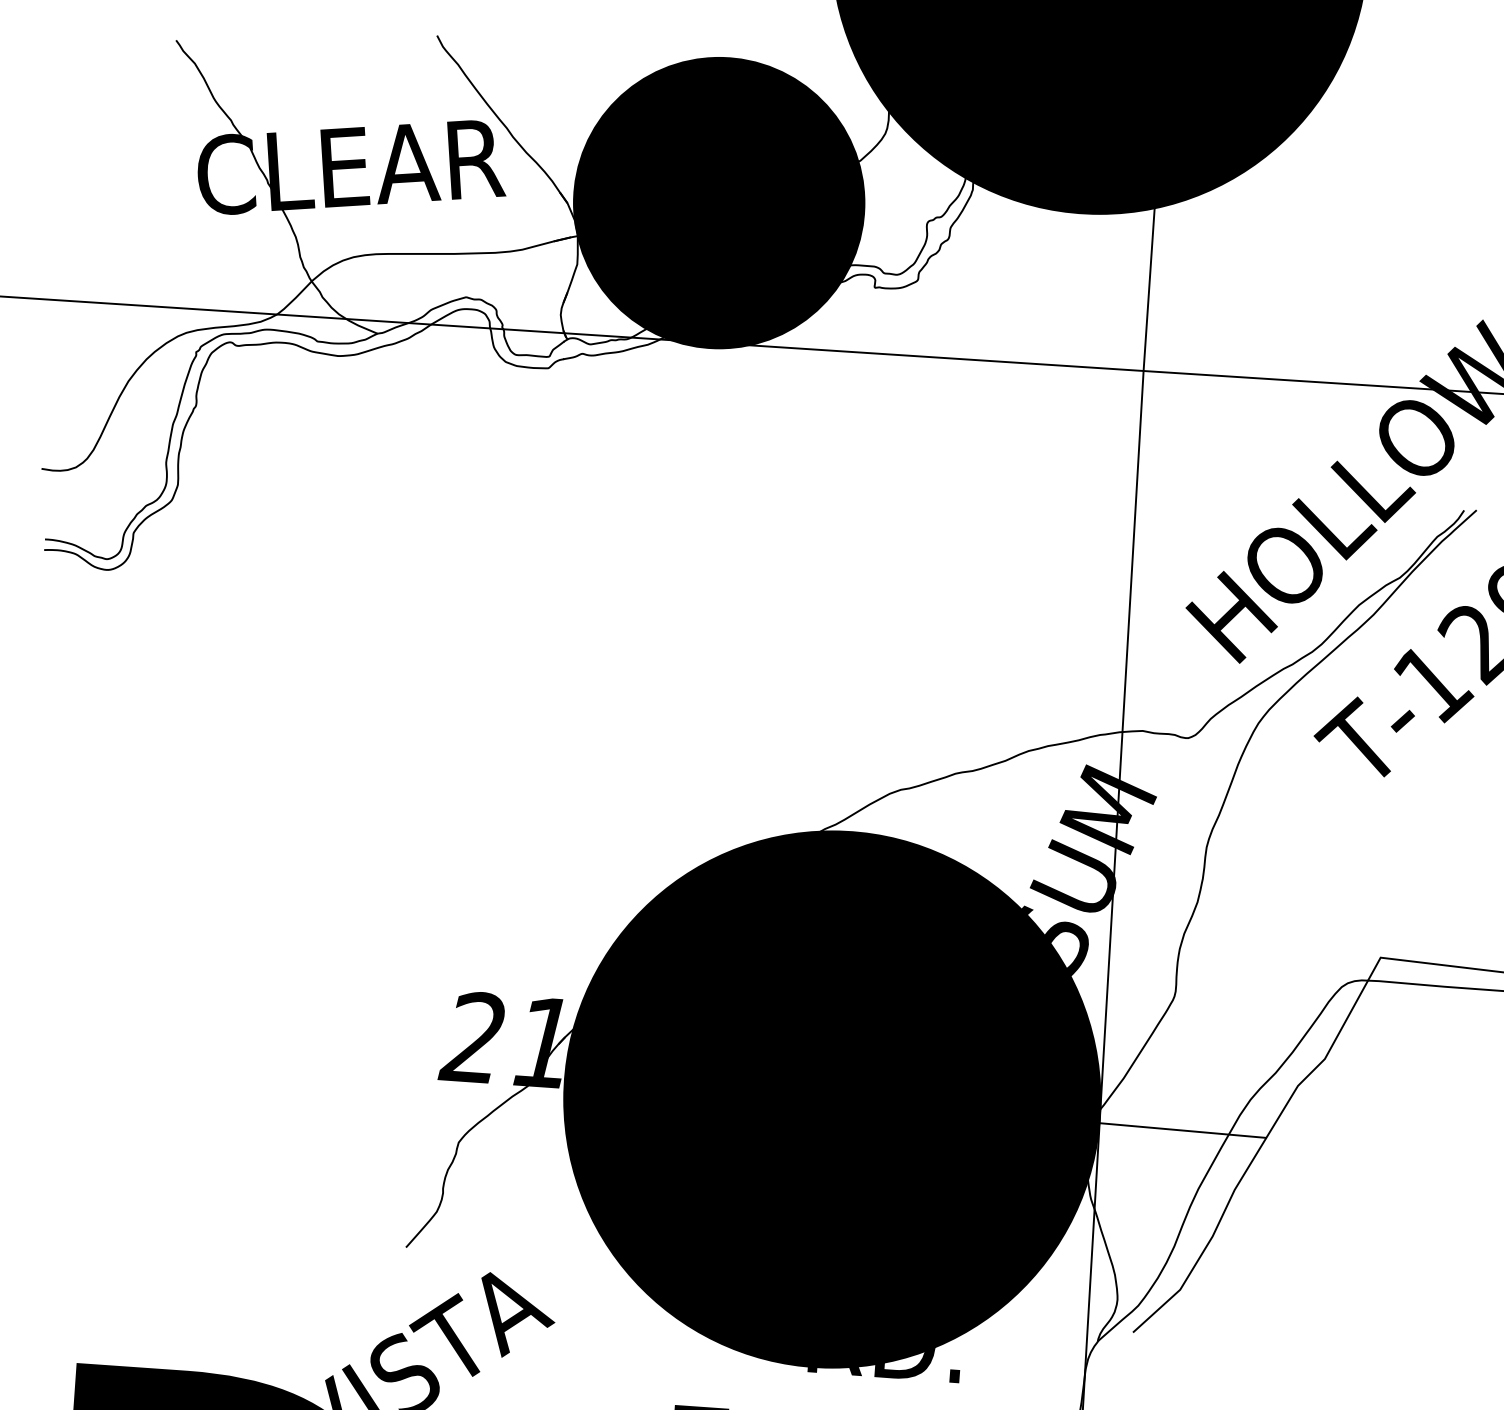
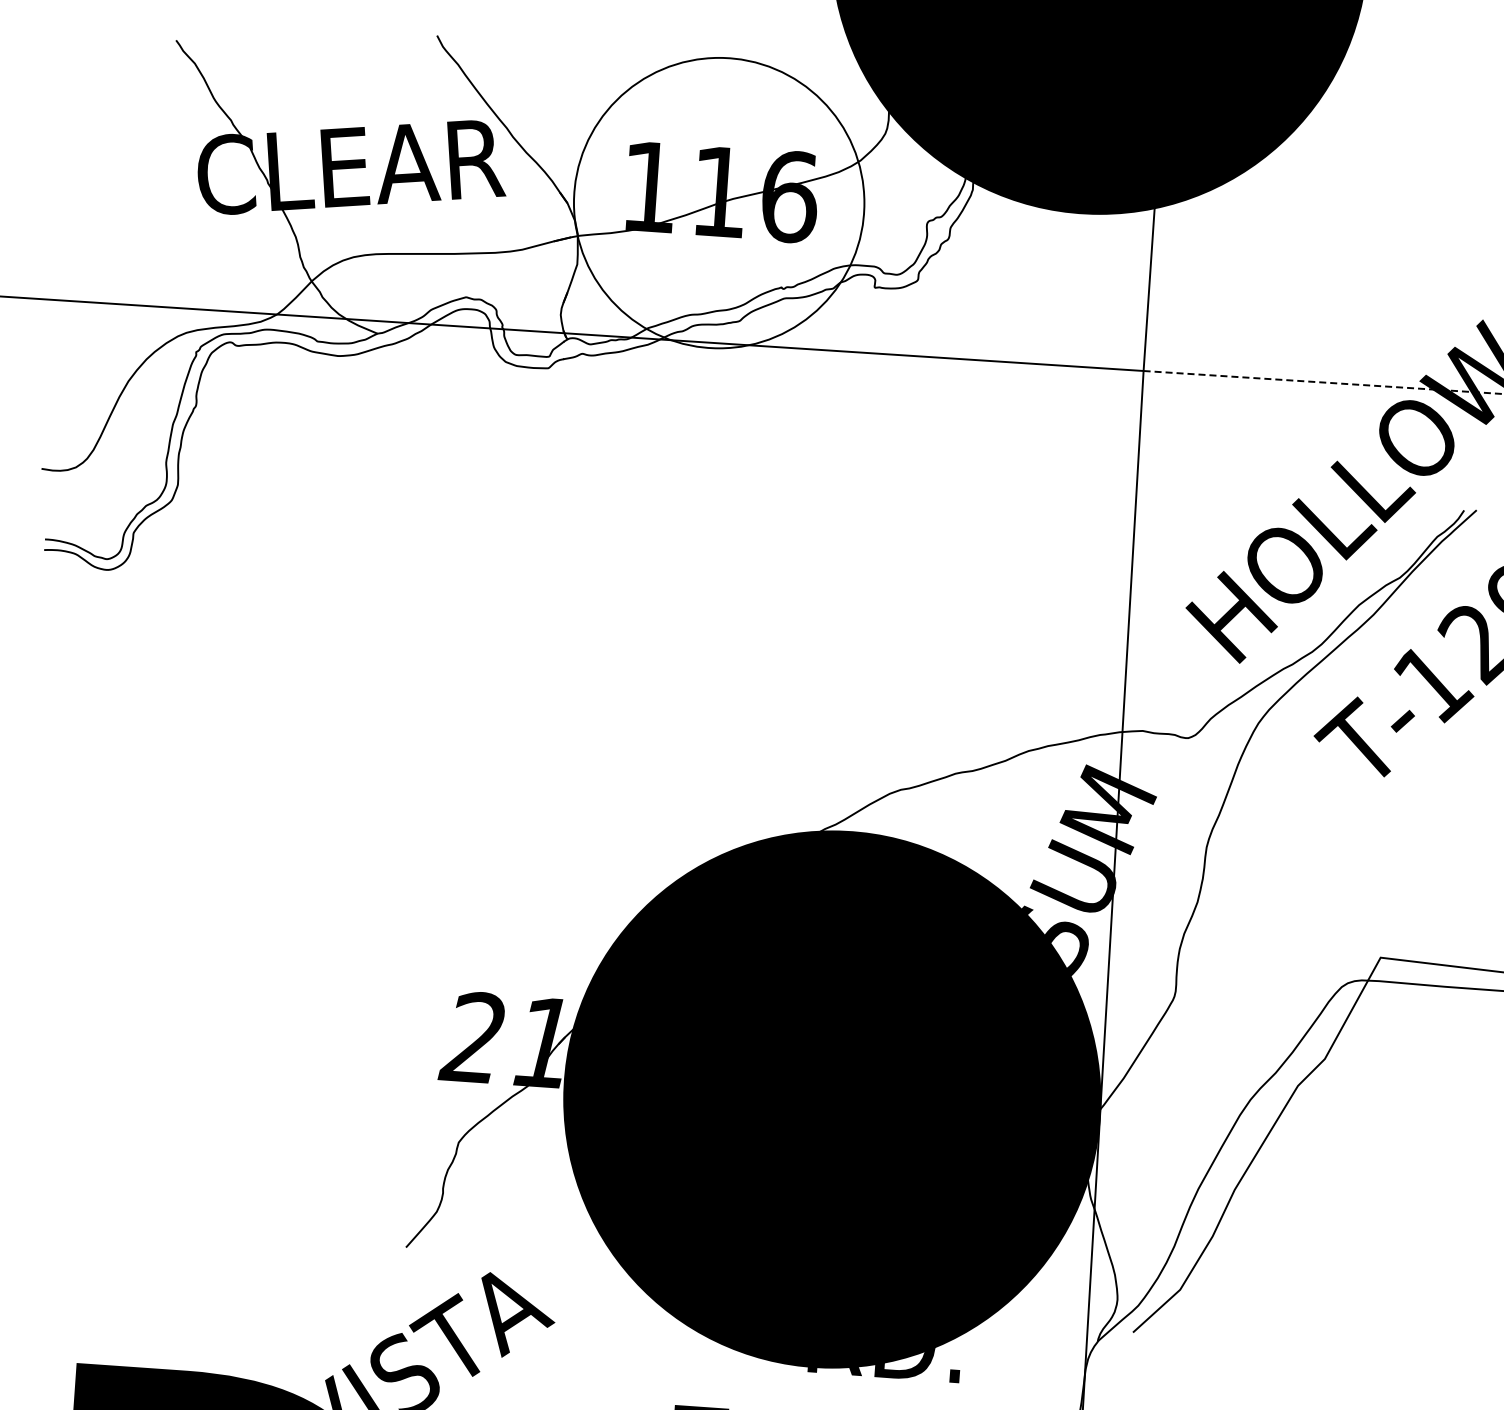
fill: present -> none (718, 202)
line: solid -> dashed (1324, 382)
line: present -> none (1182, 1130)
